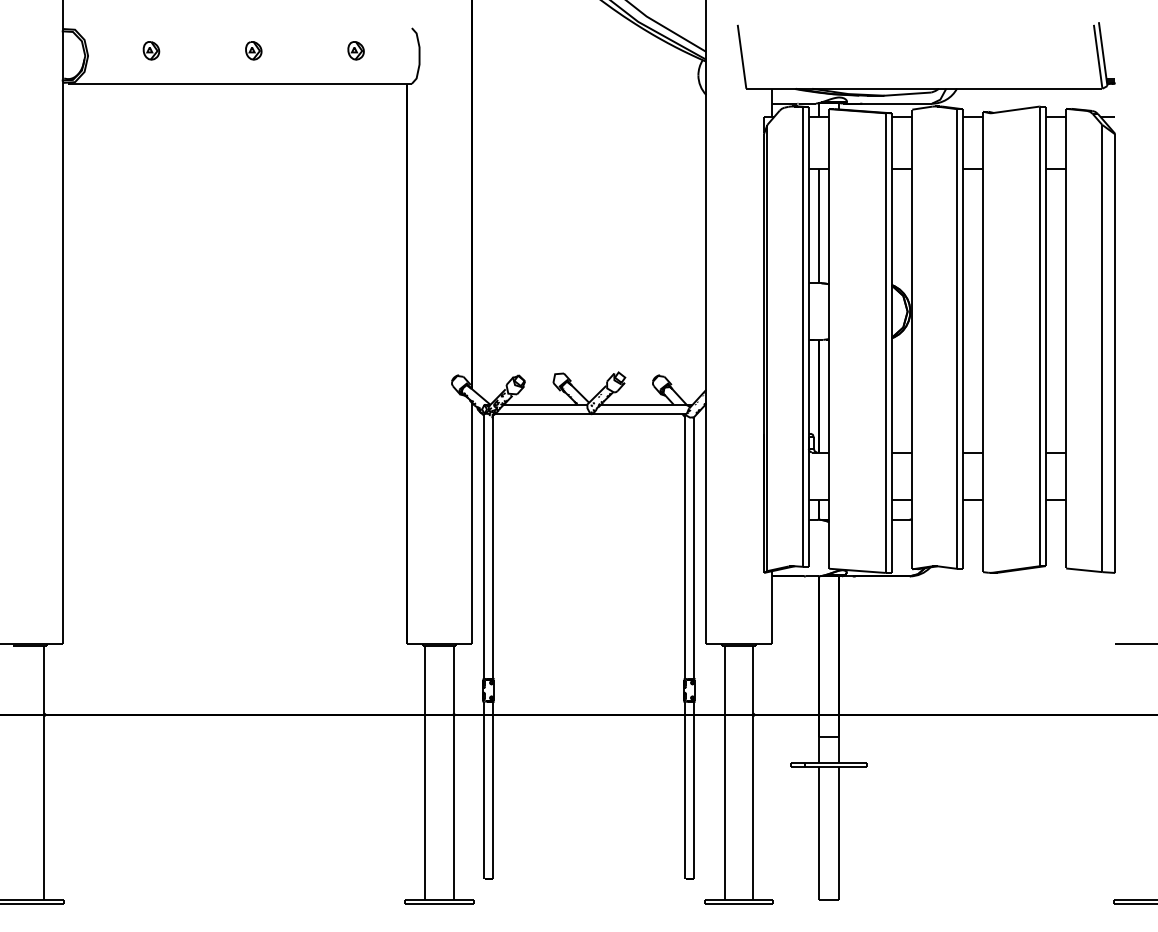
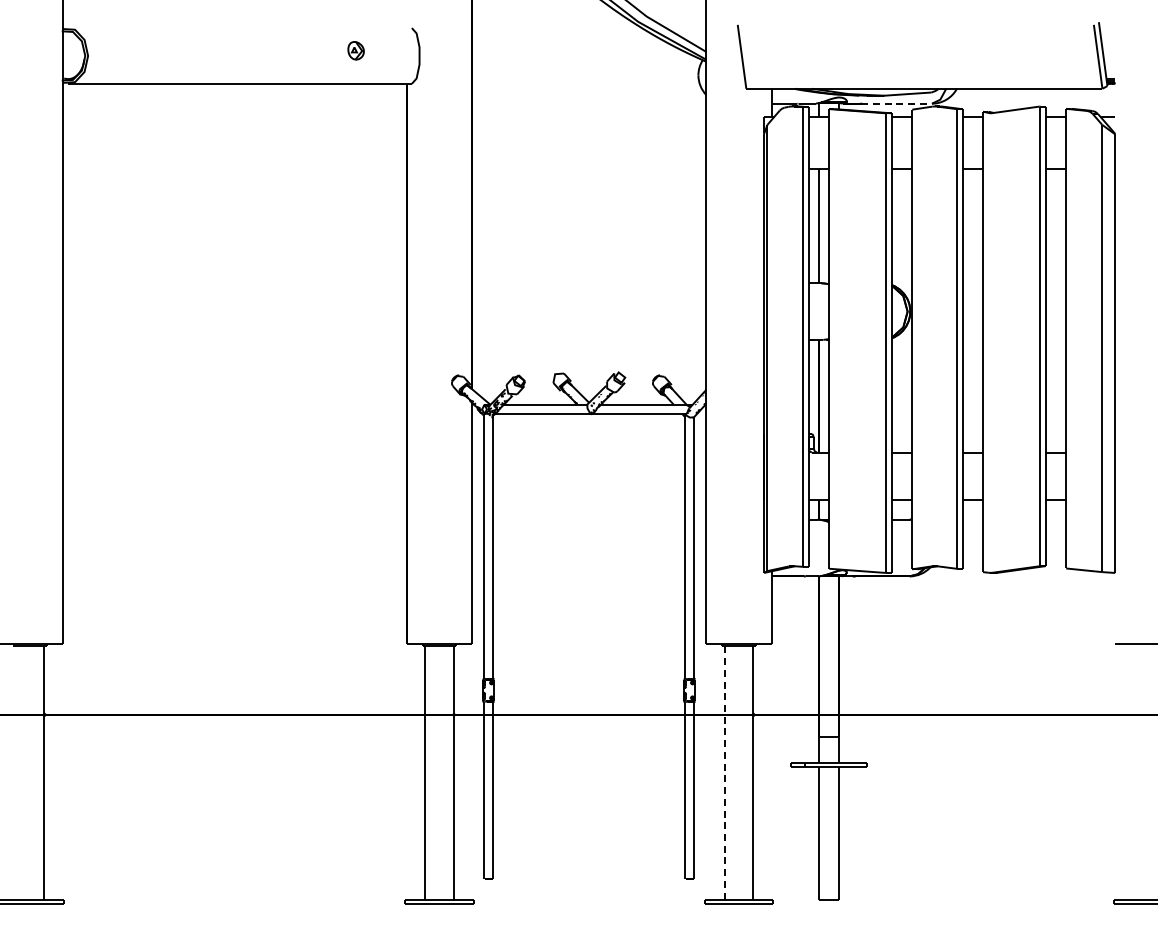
part: present -> none (151, 50)
part: present -> none (253, 50)
line: solid -> dashed (897, 103)
line: solid -> dashed (724, 773)
